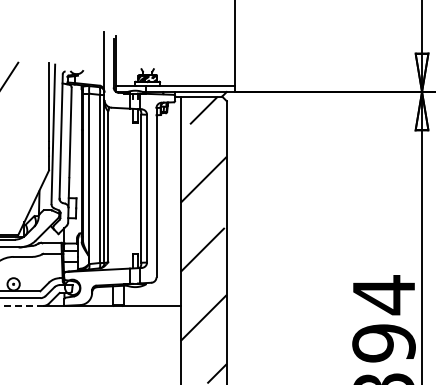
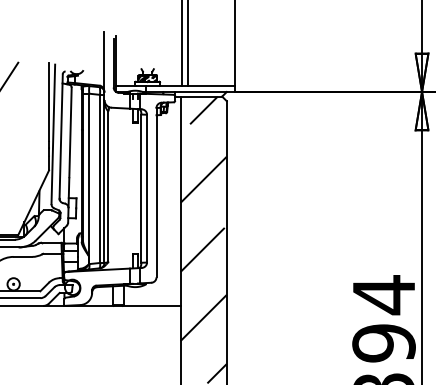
line: none -> present (182, 43)
line: none -> present (188, 43)
line: dashed -> solid (22, 305)
